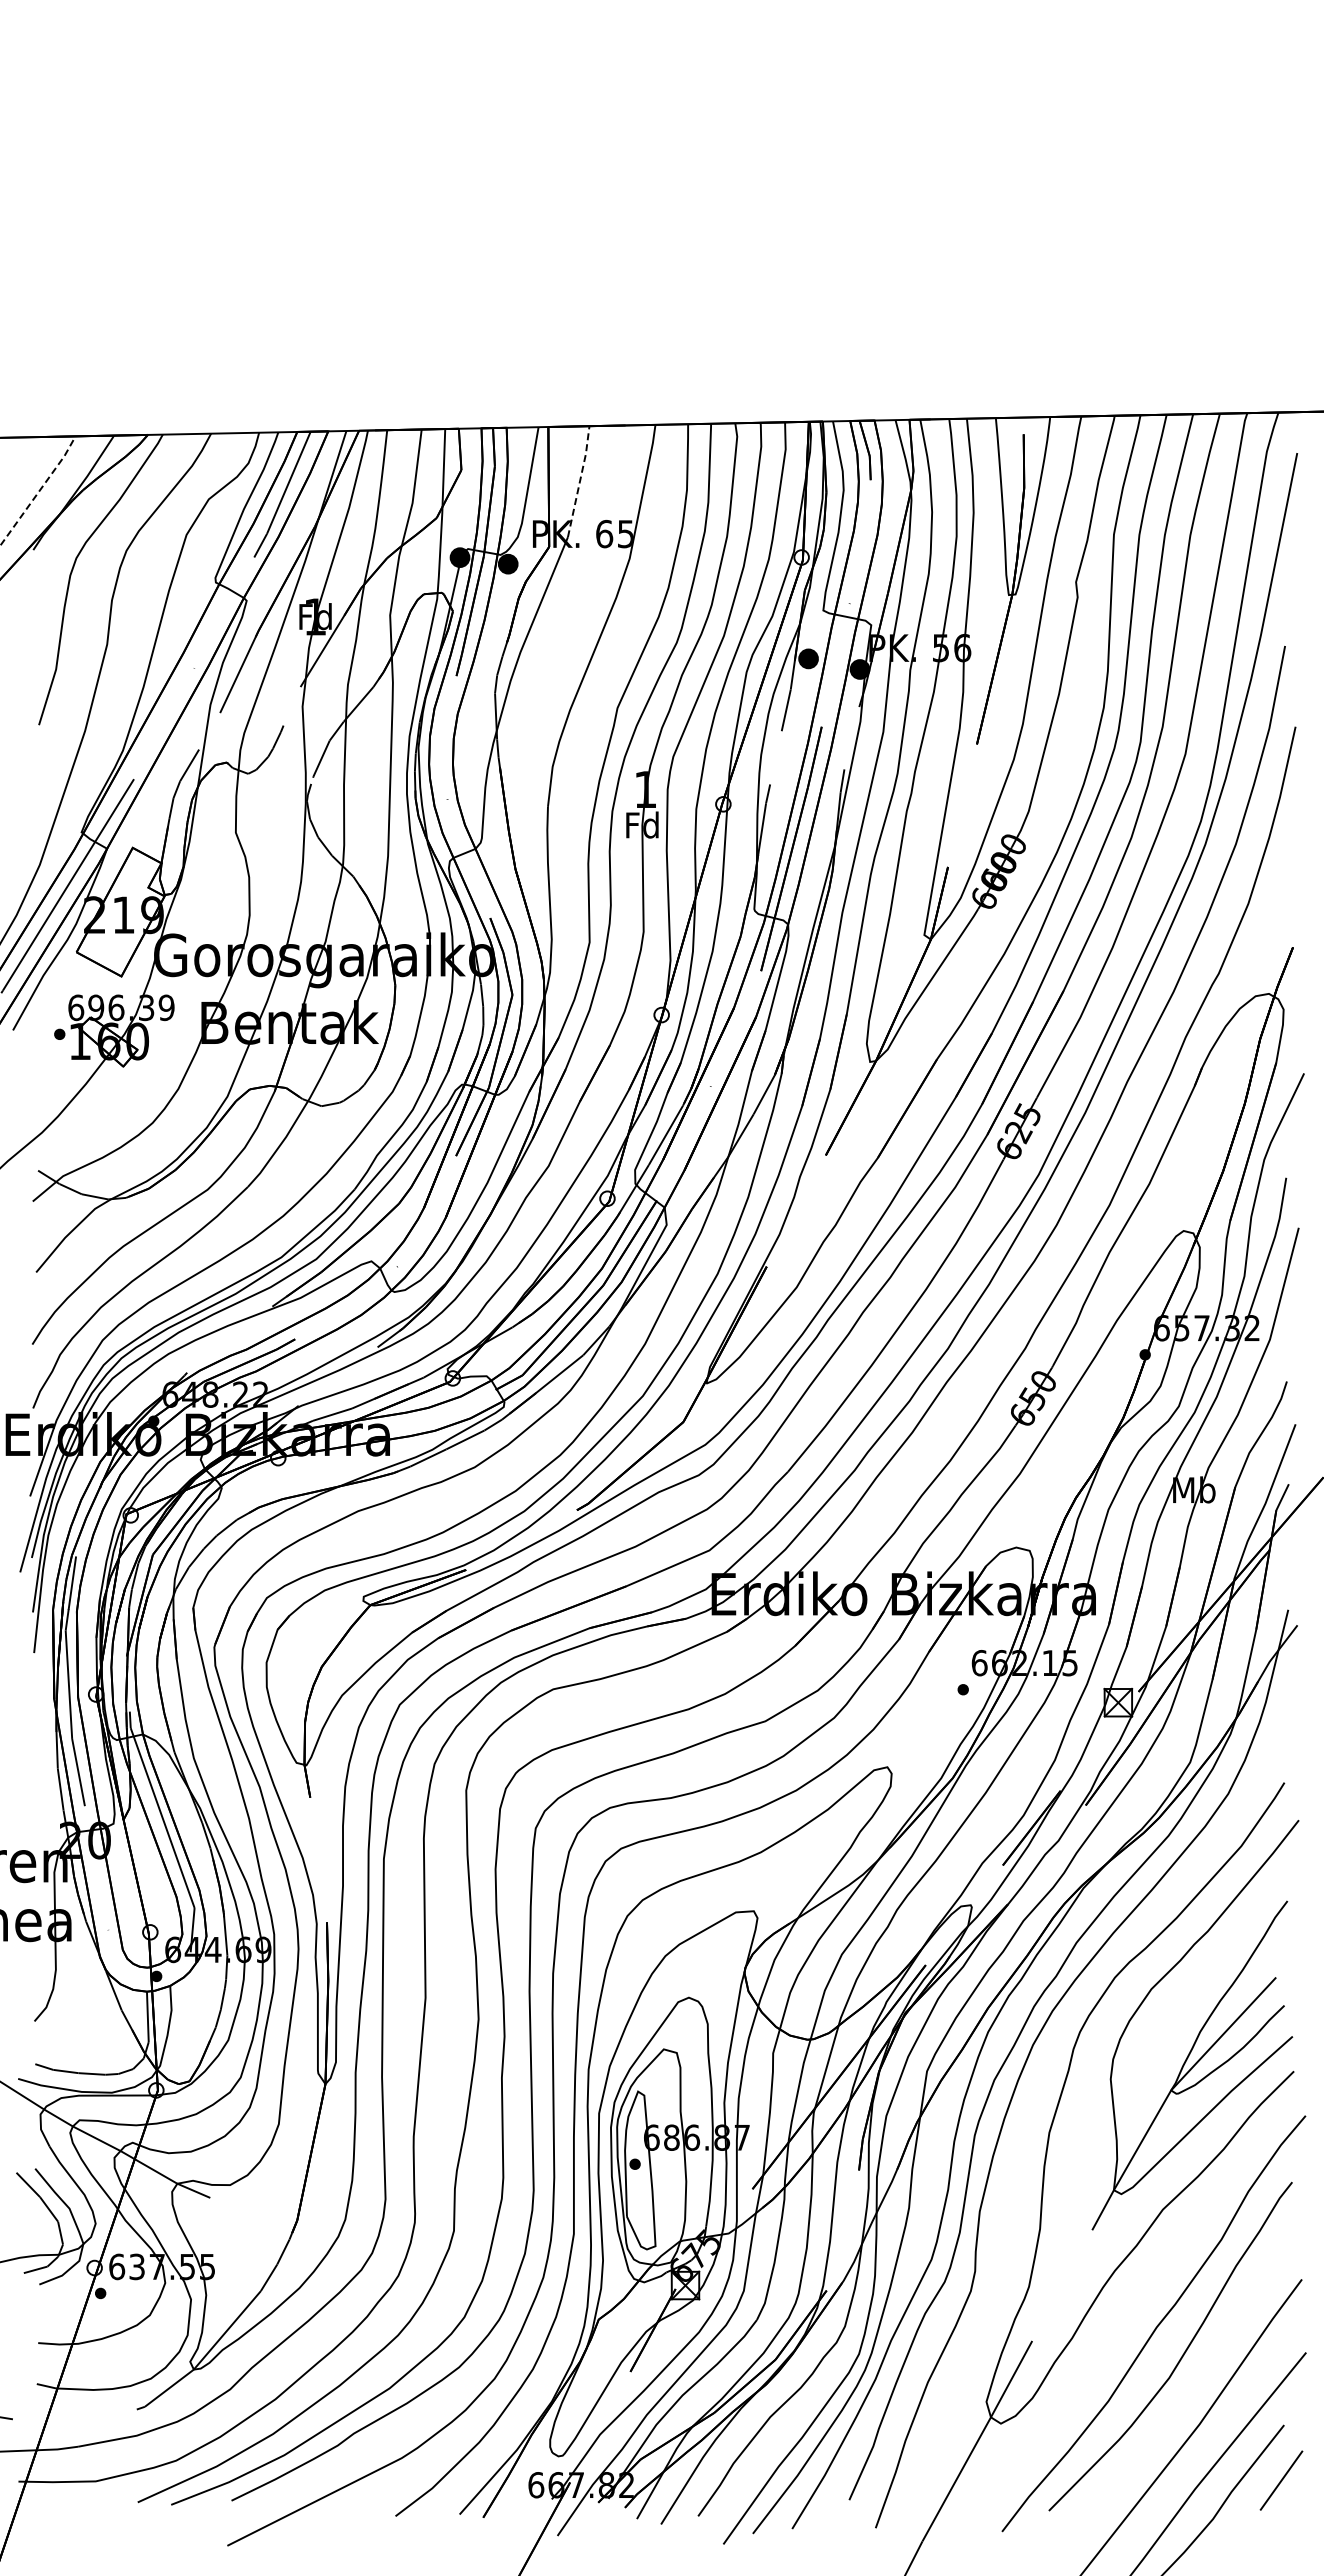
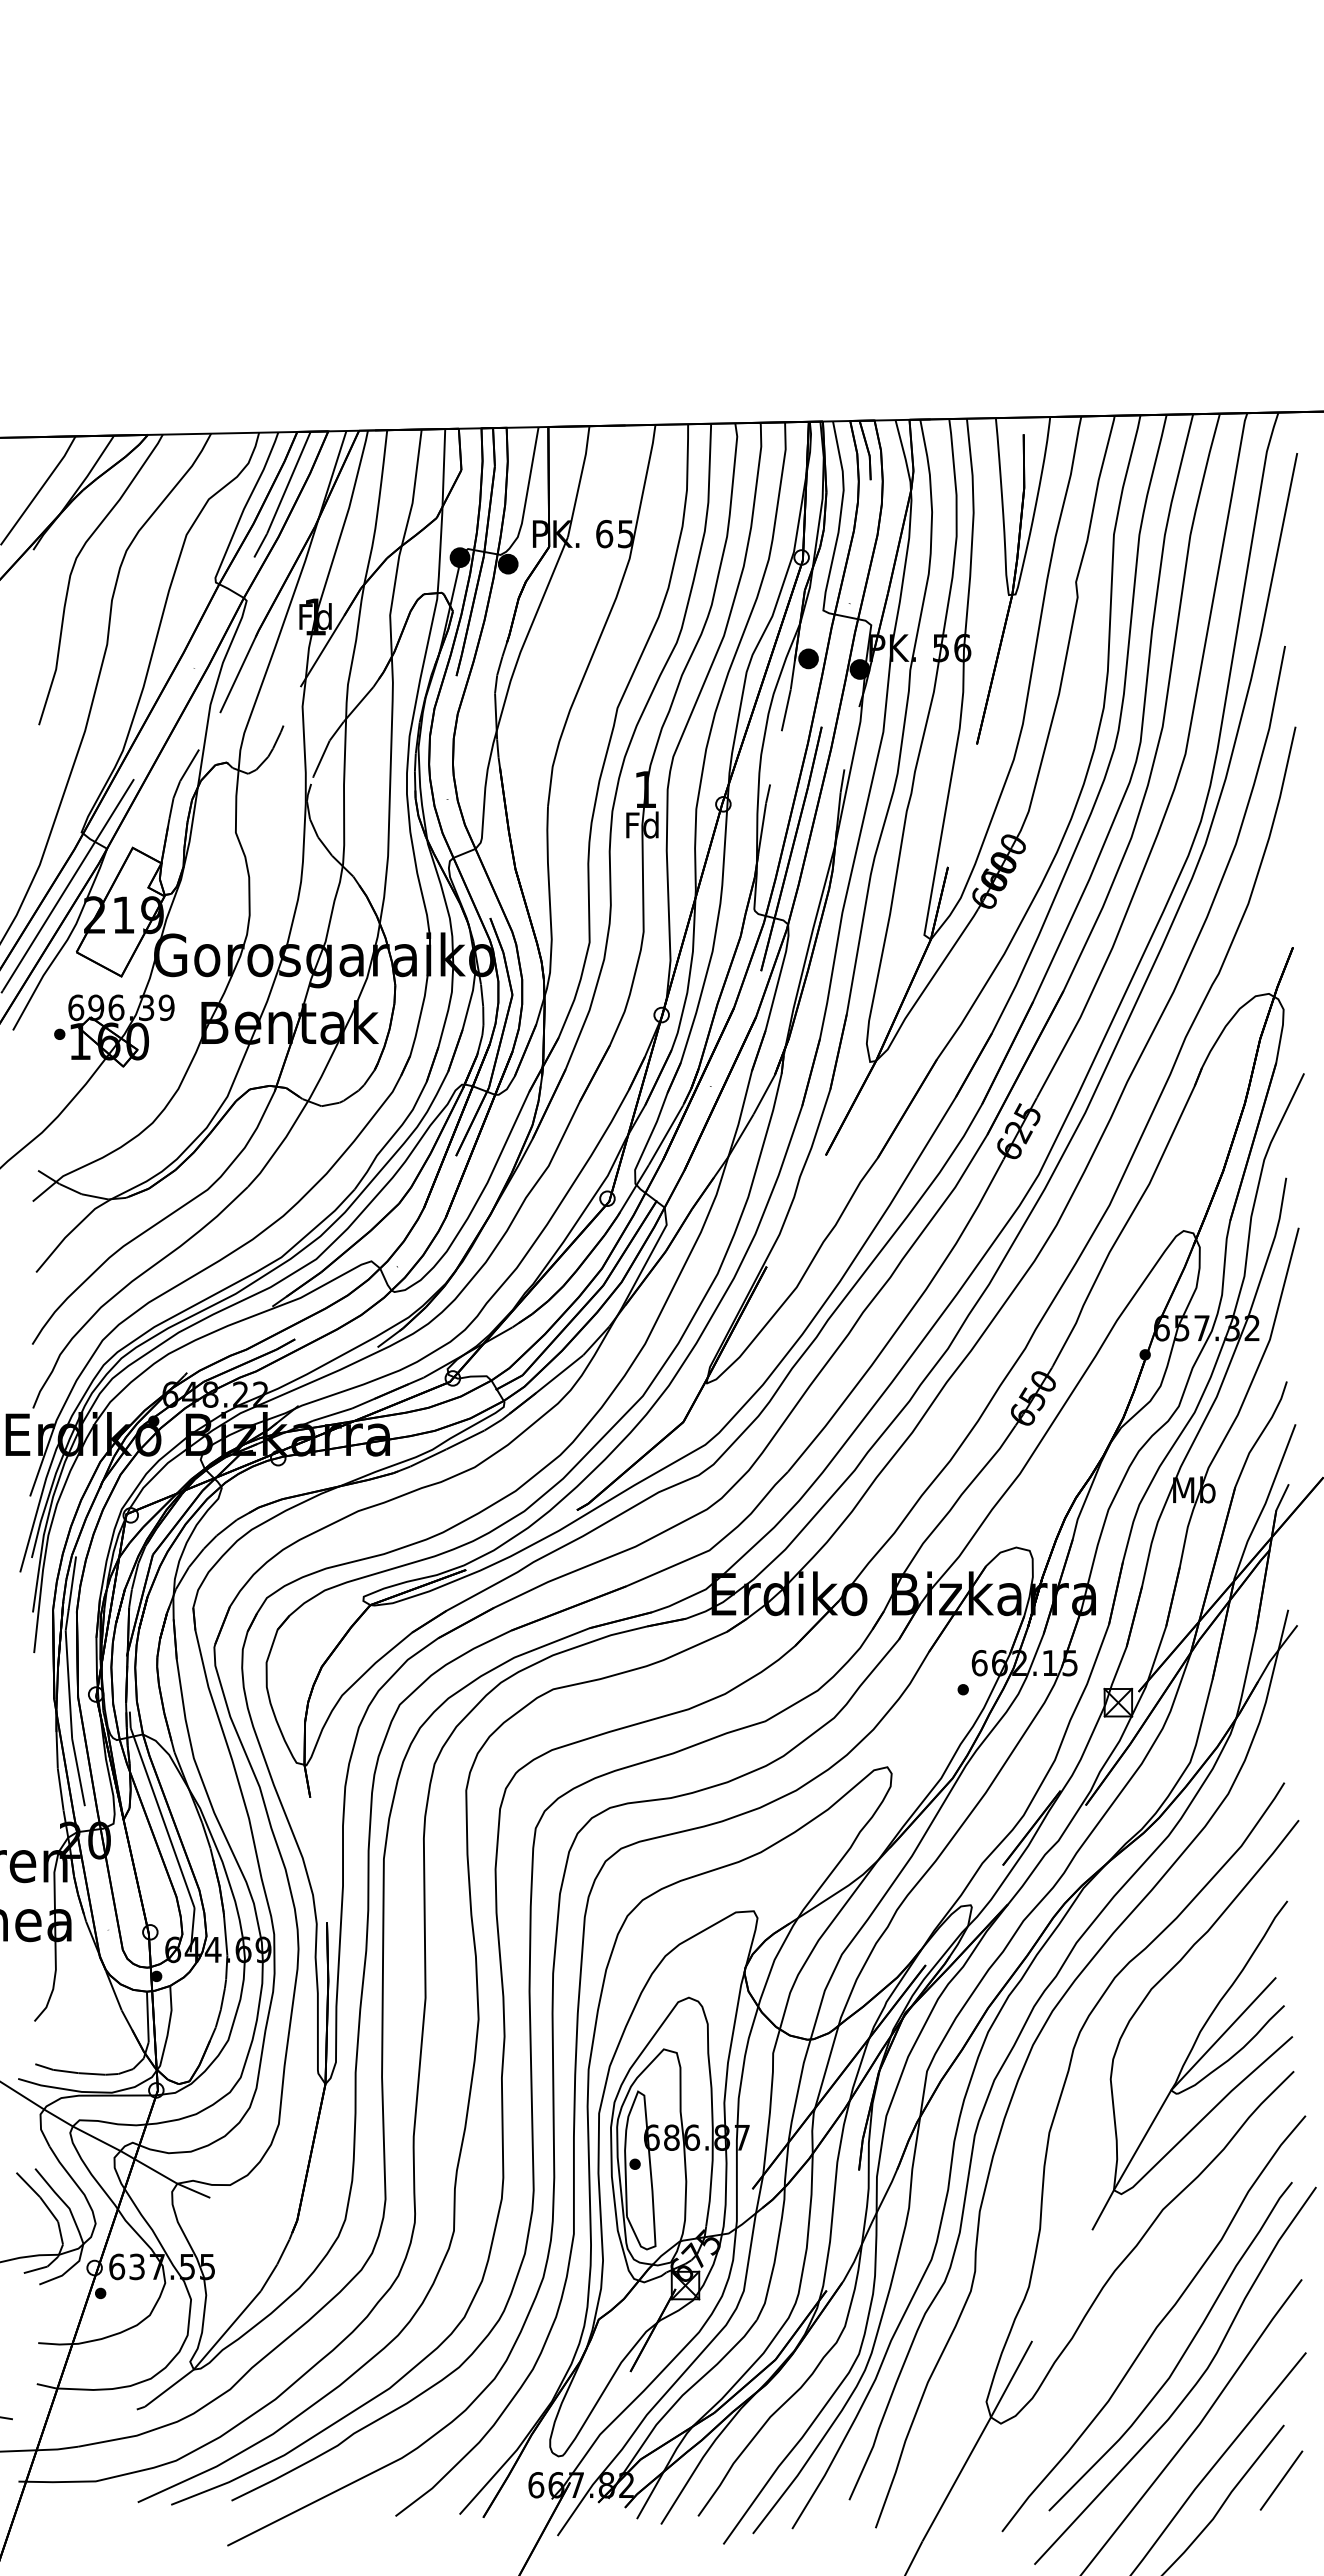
line: dashed -> solid (580, 481)
line: dashed -> solid (39, 491)
curve: none -> present (1190, 2389)
